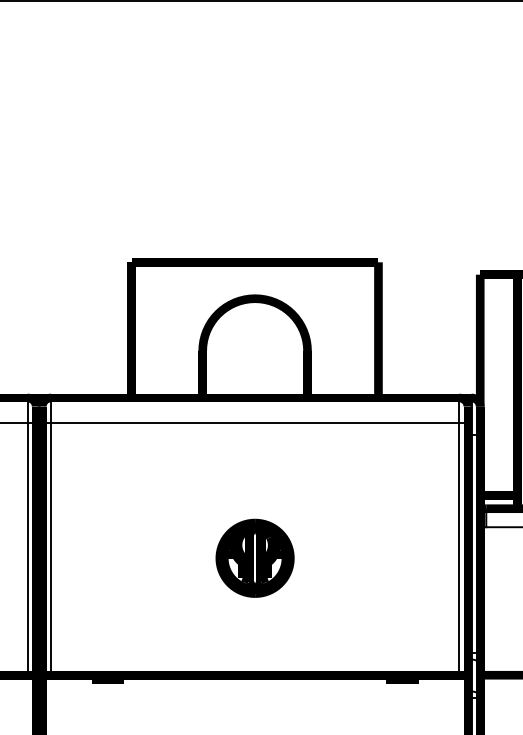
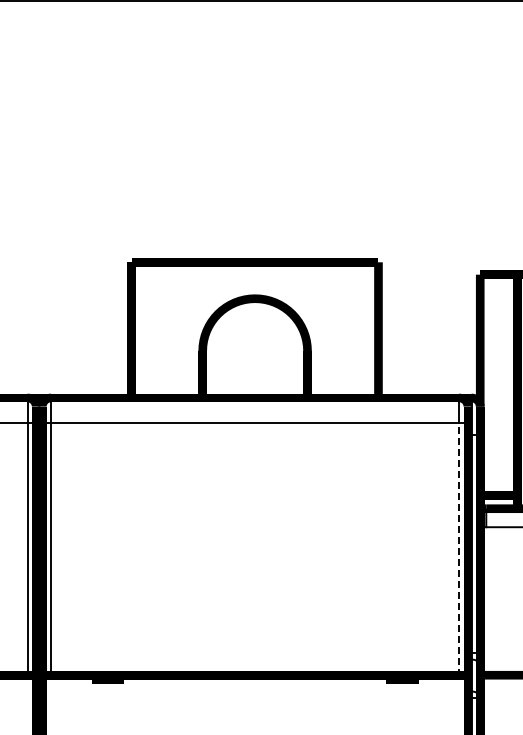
line: solid -> dashed (459, 548)
part: present -> none (254, 557)
